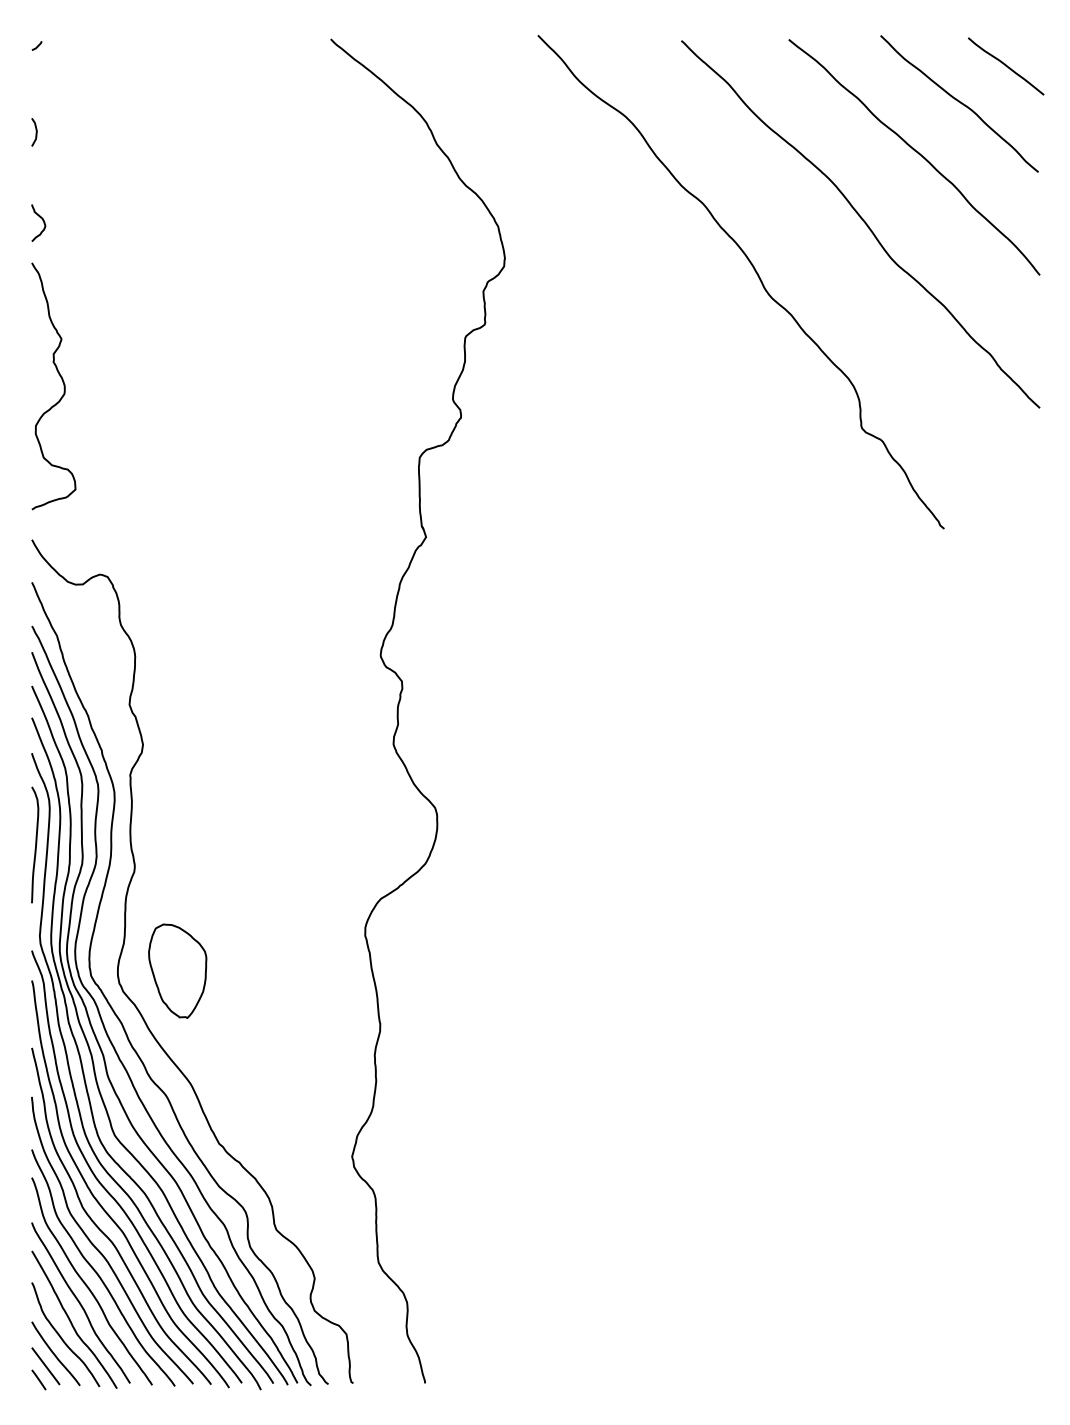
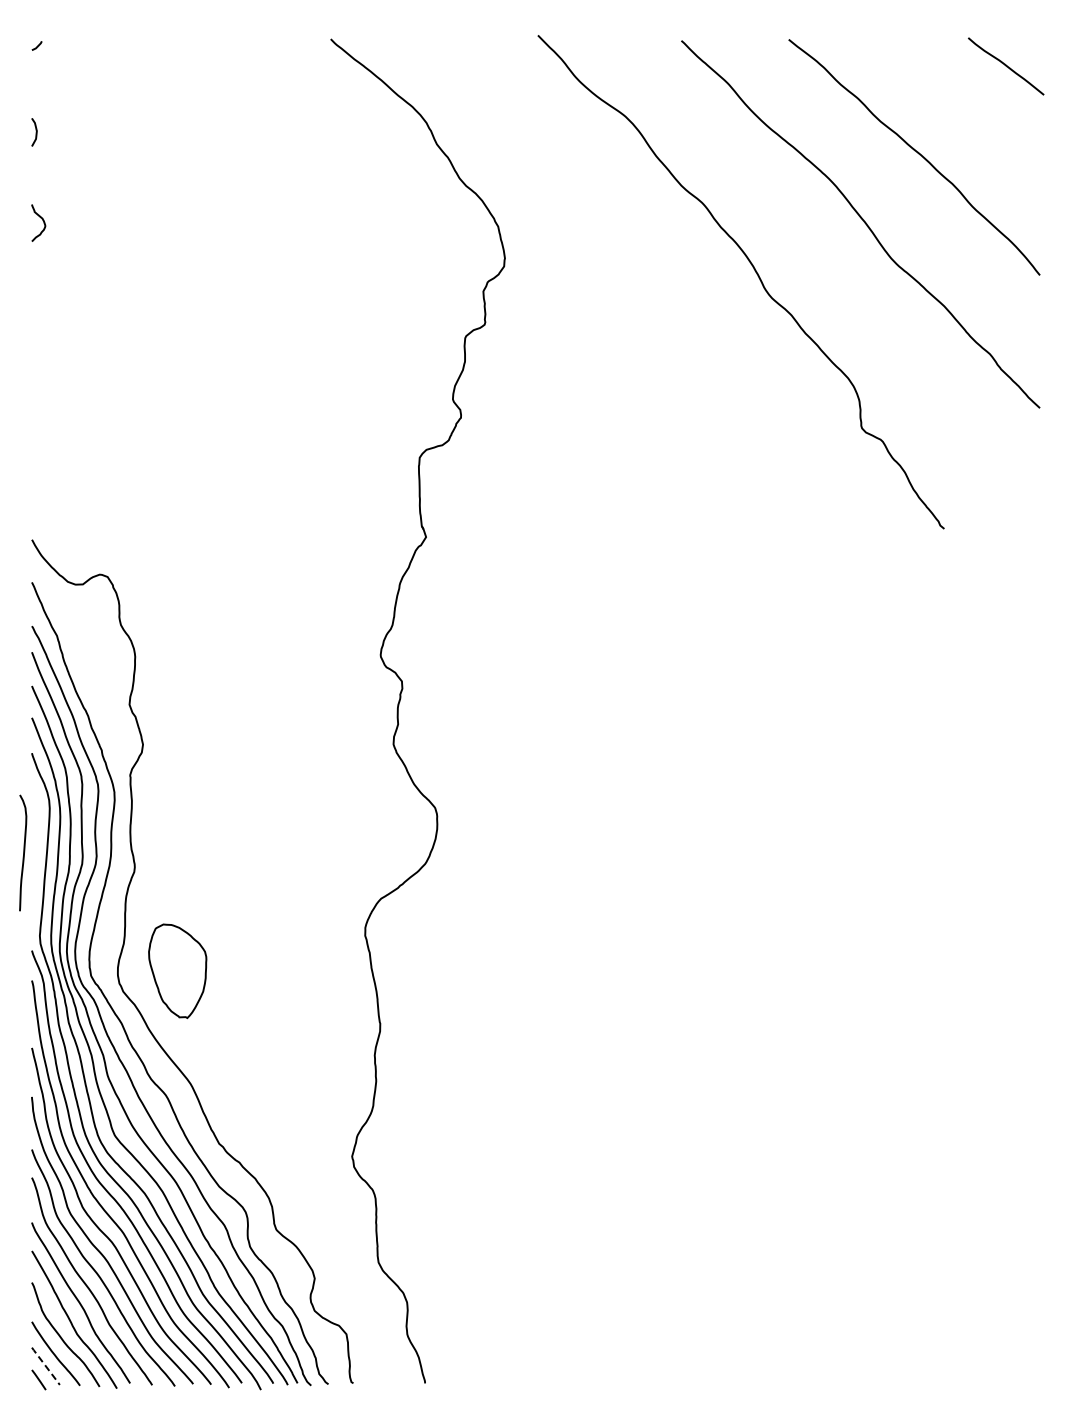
curve: present -> none (959, 102)
curve: present -> none (62, 382)
curve position: (35, 844) -> (23, 852) (23, 852)
line: solid -> dashed (45, 1366)
